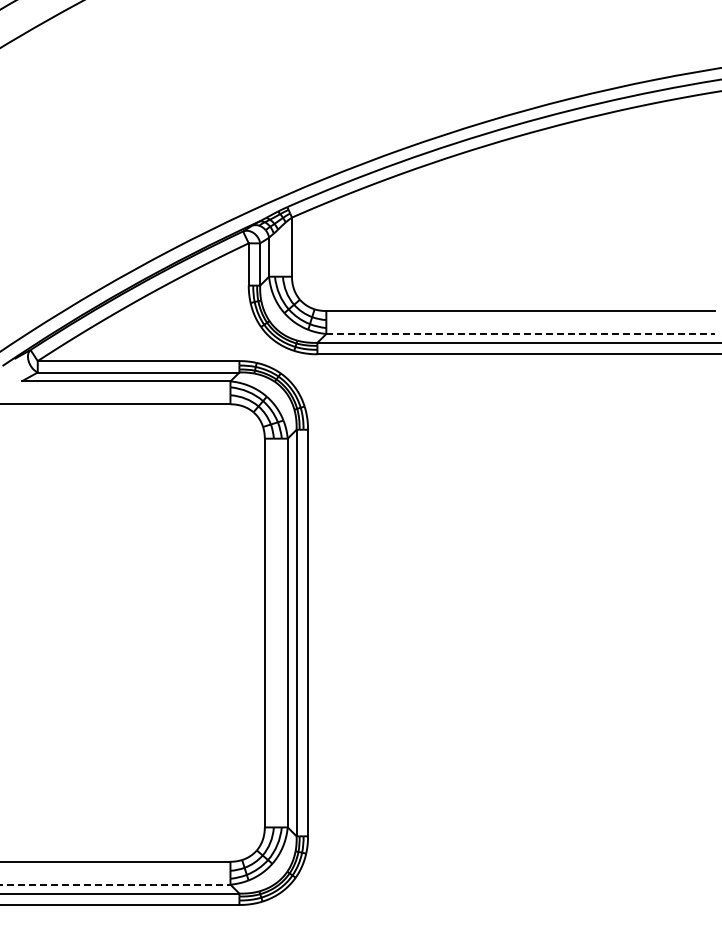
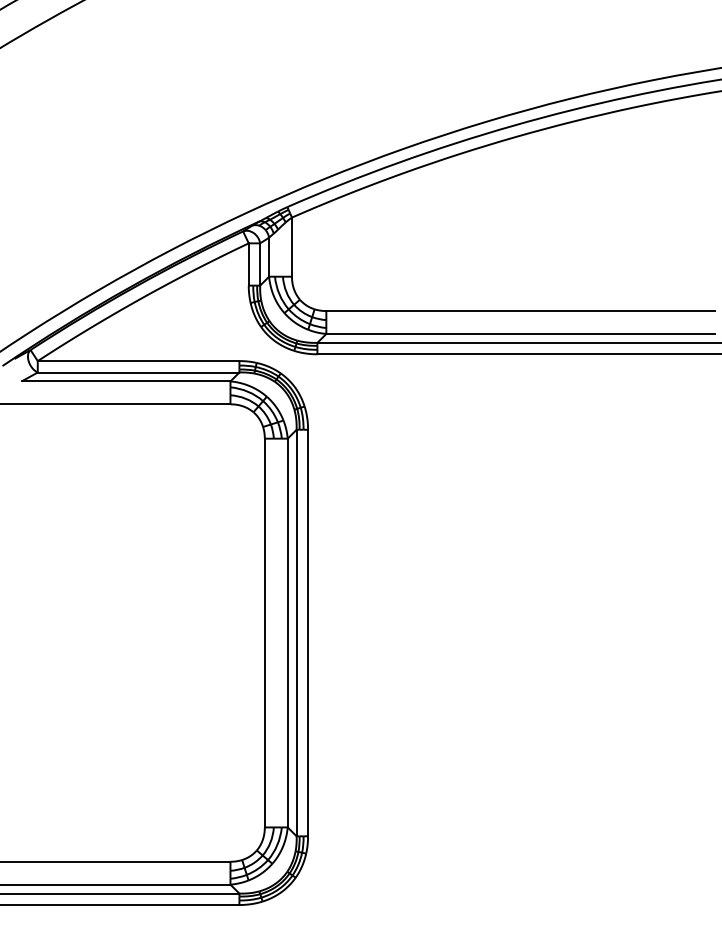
line: dashed -> solid (521, 333)
line: dashed -> solid (115, 884)
